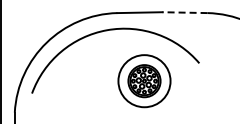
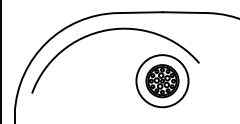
line: dashed -> solid (185, 12)
part position: (144, 81) -> (162, 81) (162, 81)
